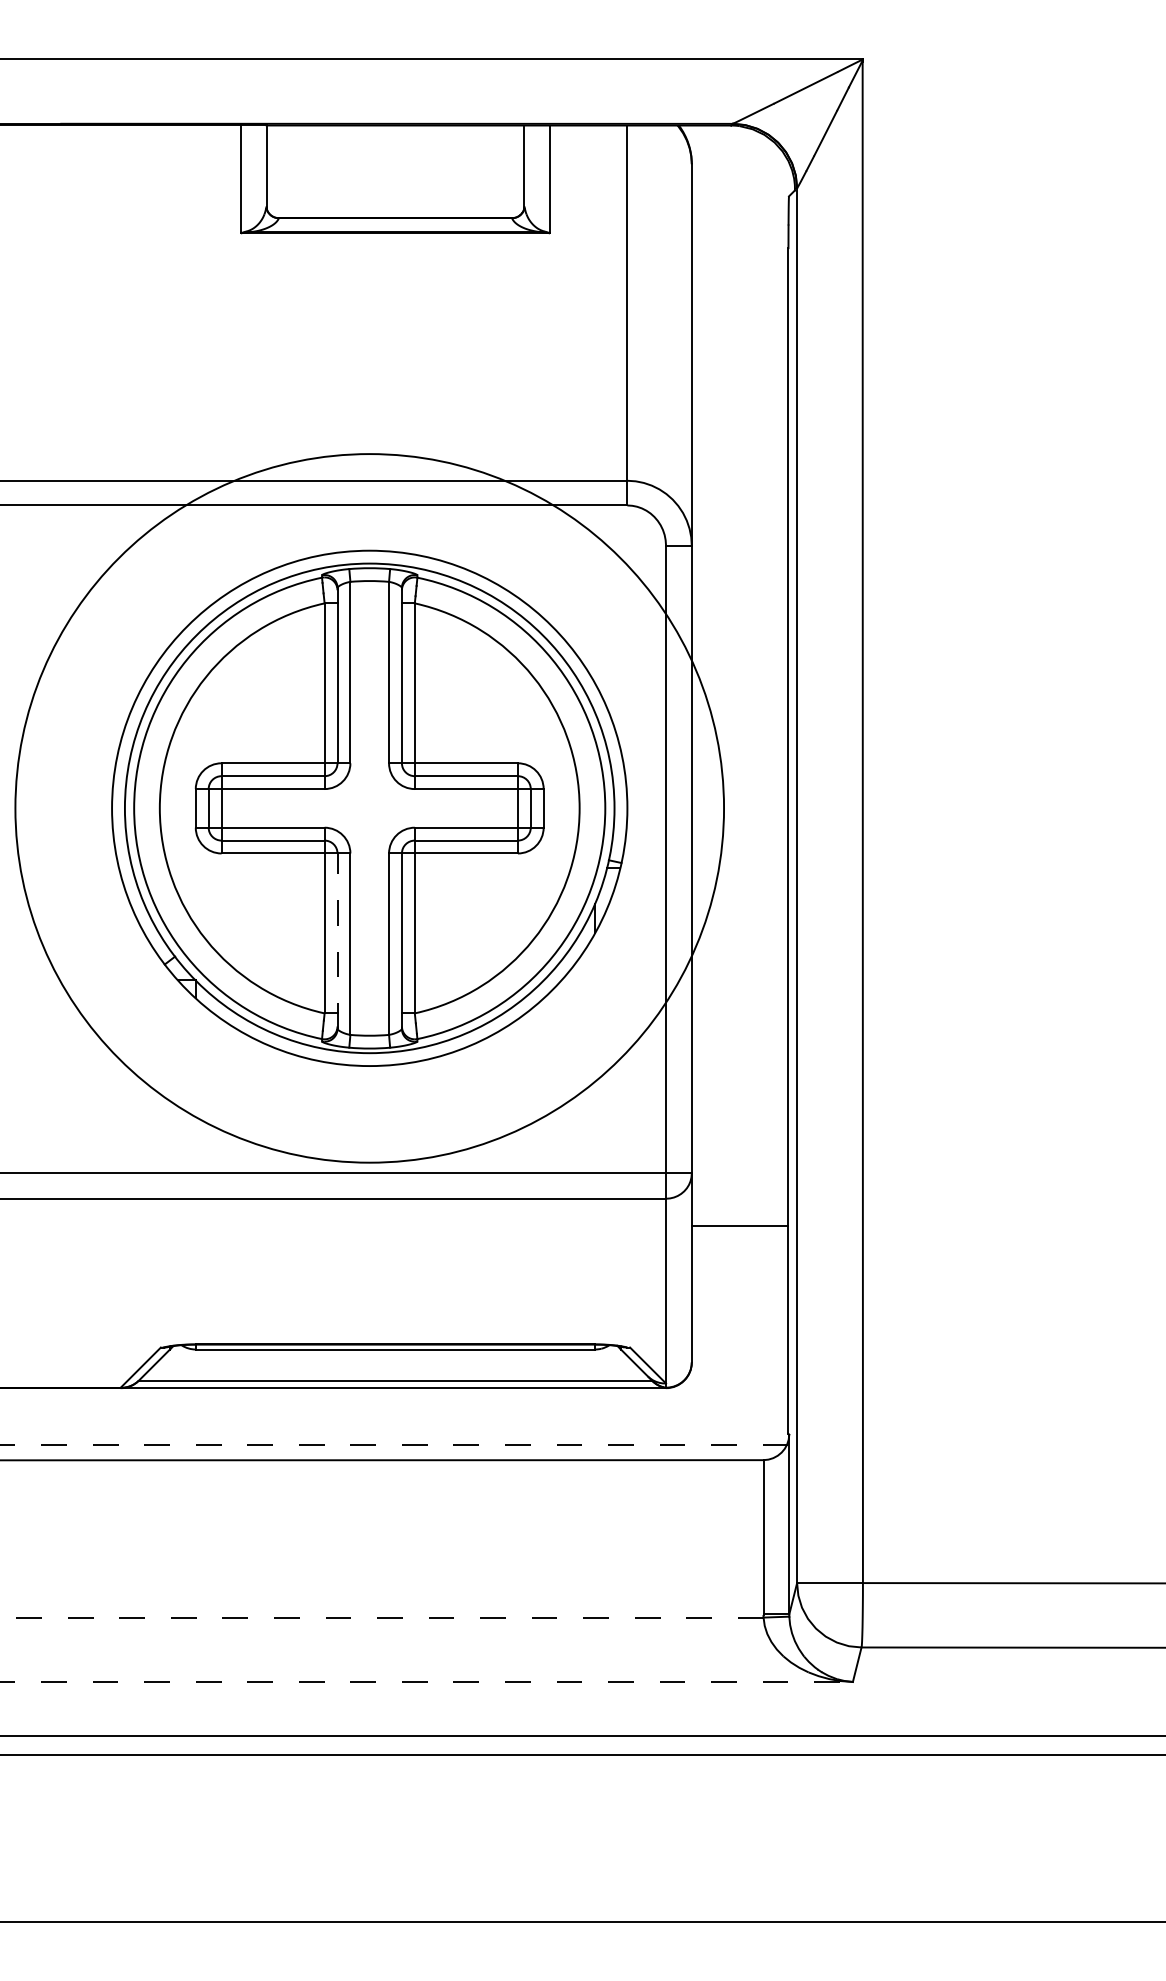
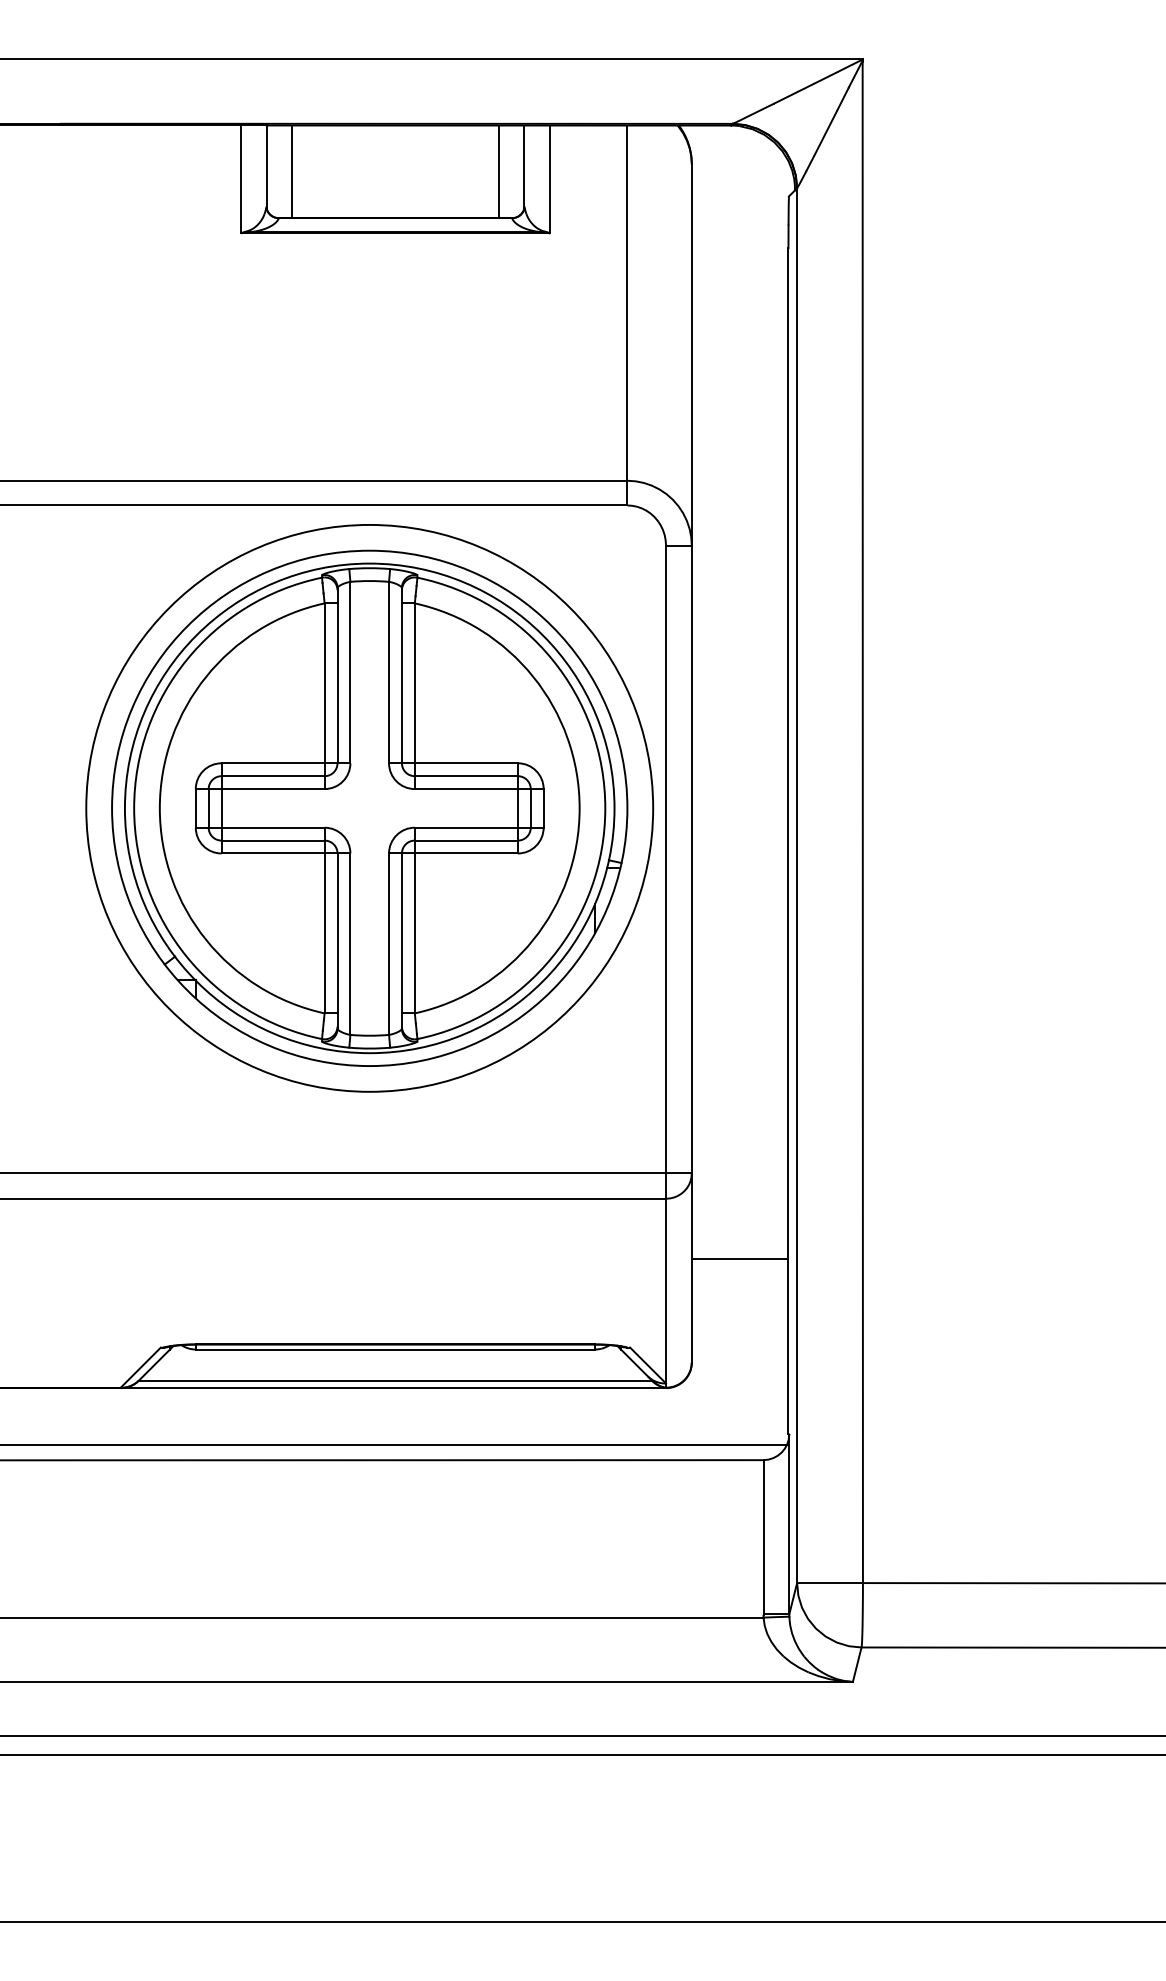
line: none -> present (292, 171)
line: none -> present (498, 171)
circle diameter: 709 px -> 567 px (369, 807)
line: dashed -> solid (337, 941)
line position: (739, 1226) -> (739, 1259) (739, 1259)
line: dashed -> solid (394, 1445)
line: dashed -> solid (381, 1617)
line: dashed -> solid (426, 1681)
